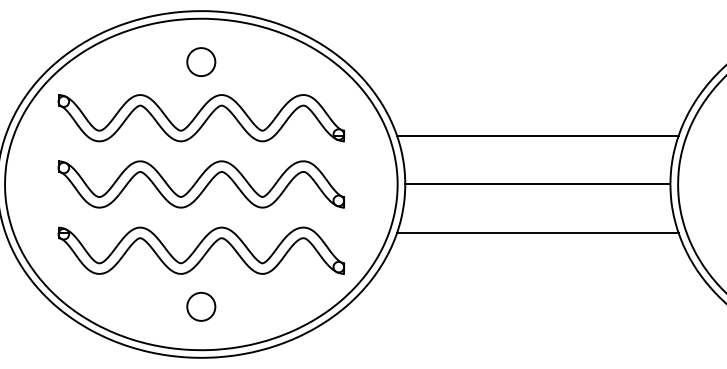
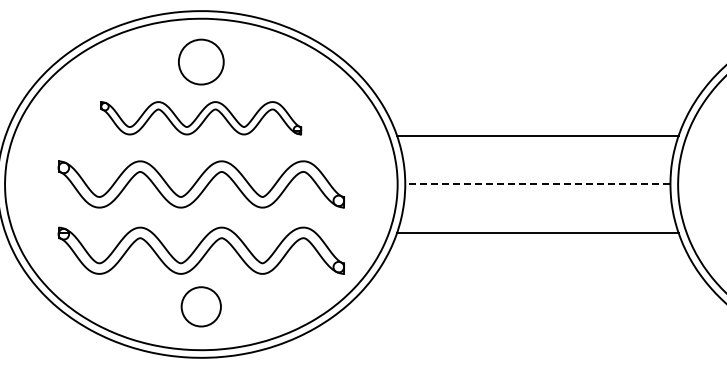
circle diameter: 28 px -> 45 px (200, 61)
part size: 288x49 px -> 203x35 px (201, 118)
line: solid -> dashed (537, 184)
circle diameter: 28 px -> 39 px (200, 306)
